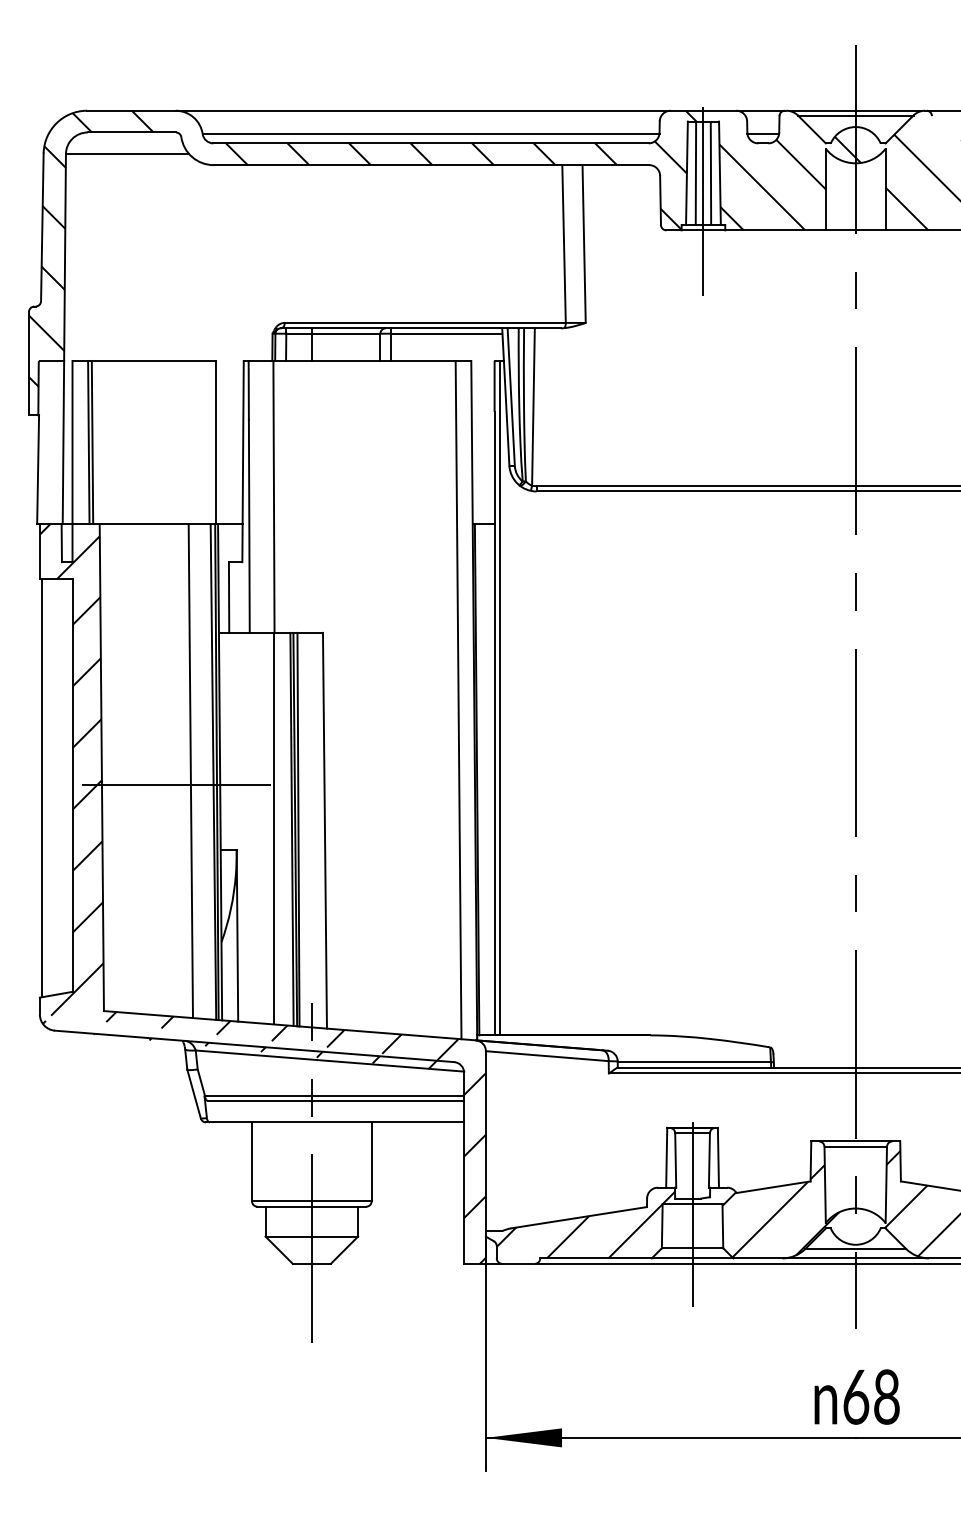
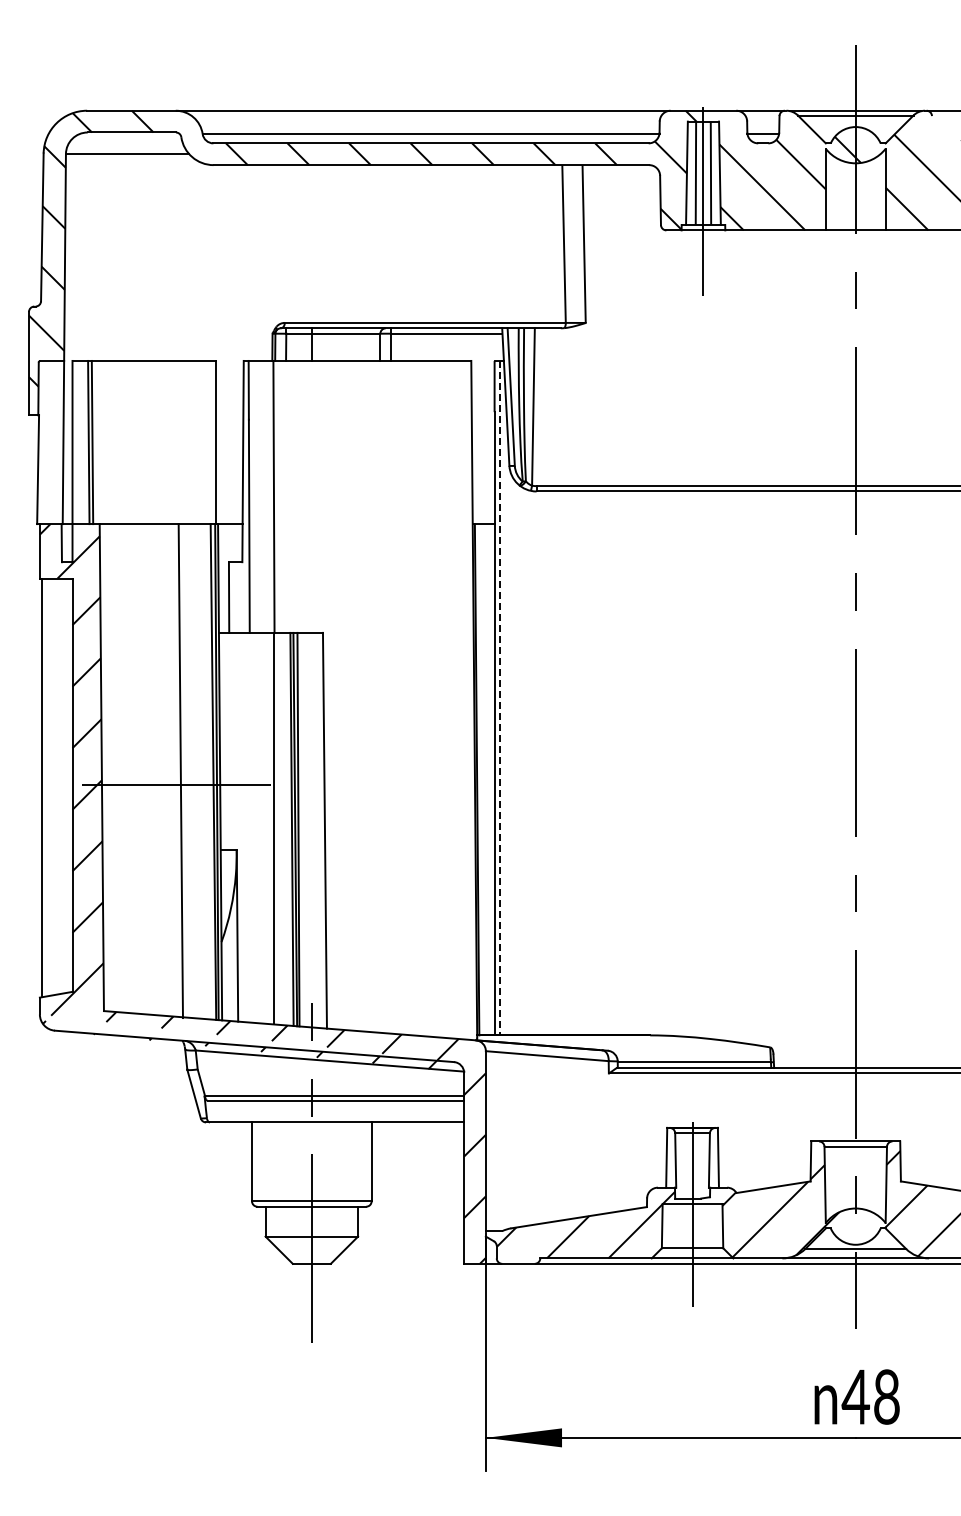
line: solid -> dashed (500, 698)
line: present -> none (458, 699)
line position: (190, 771) -> (180, 771) (180, 771)
text: 68 -> 48 (855, 1397)
